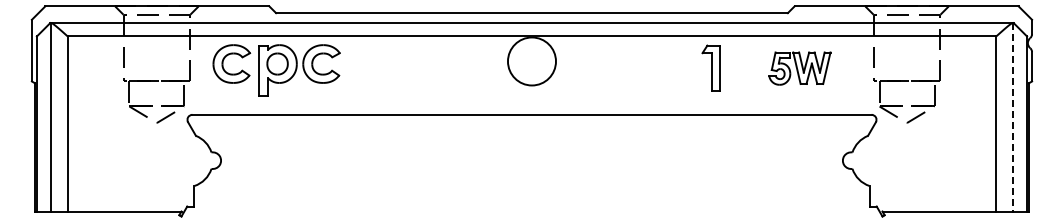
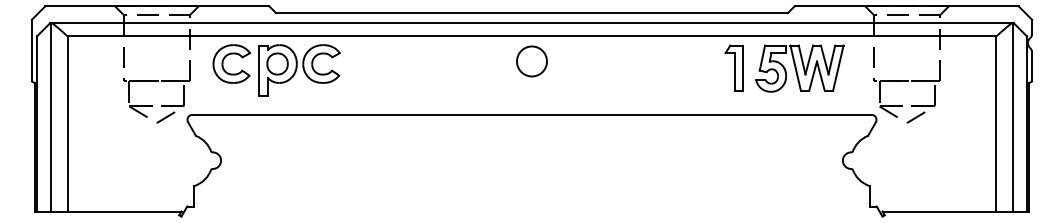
circle diameter: 48 px -> 30 px (531, 61)
part position: (710, 67) -> (733, 67) (733, 67)
part size: 64x35 px -> 90x49 px (799, 68)
line: dashed -> solid (1012, 117)
